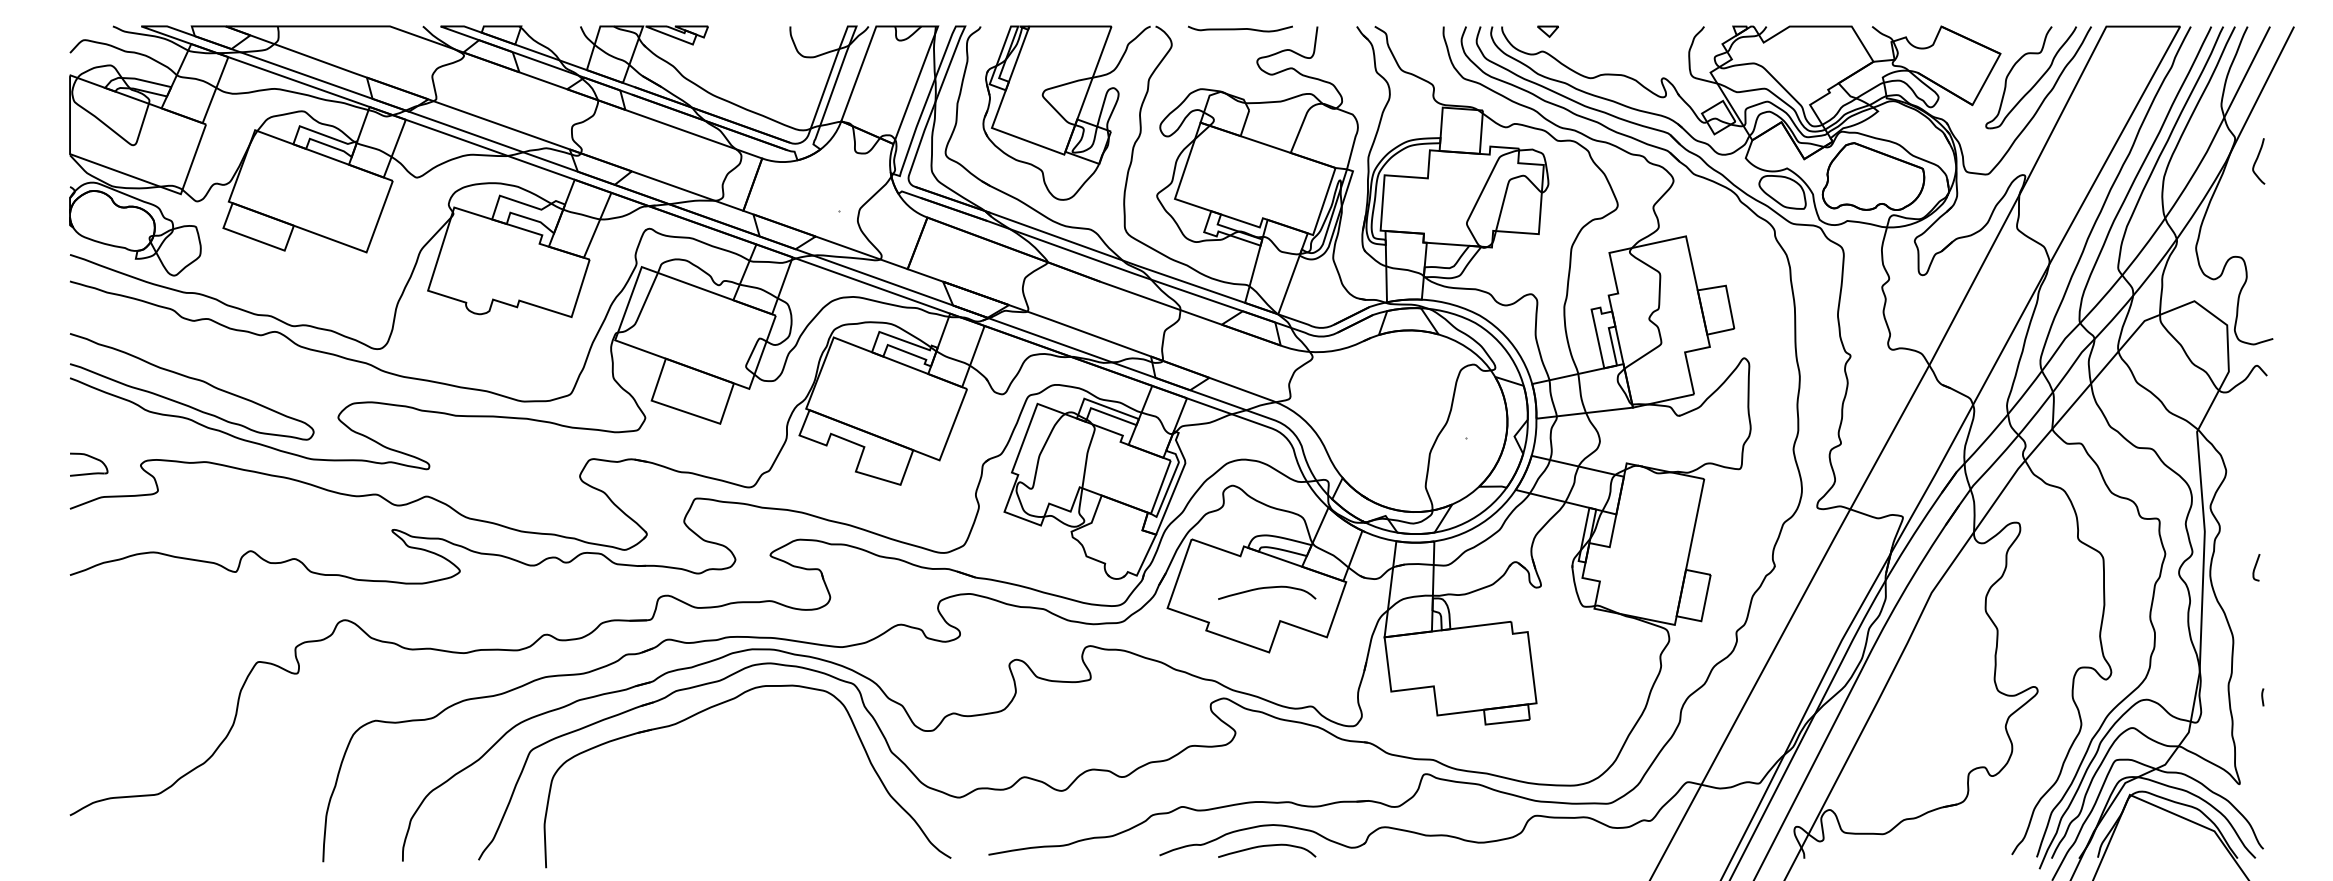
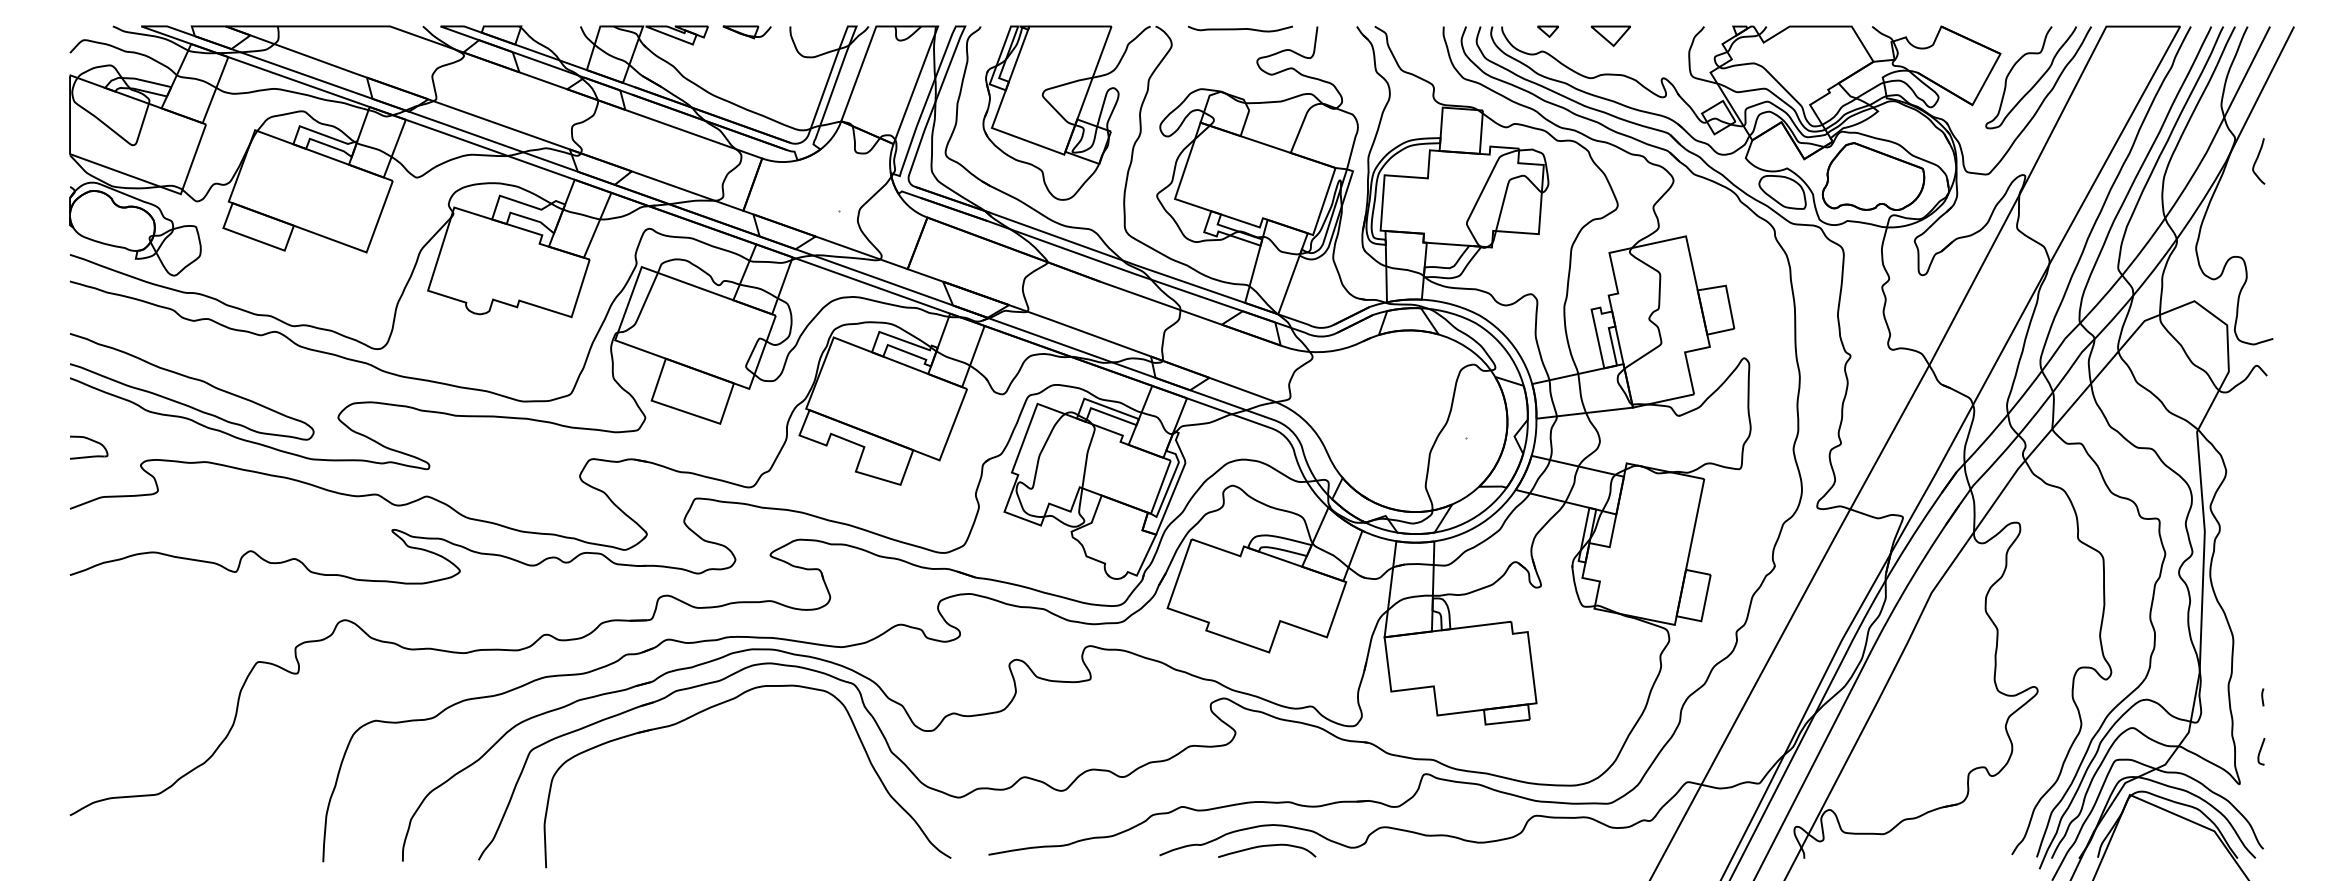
part: none -> present (746, 32)
part: none -> present (1610, 35)
part position: (92, 458) -> (92, 441) (92, 441)
curve position: (2256, 566) -> (2261, 750) (2261, 750)
curve: present -> none (1267, 588)
